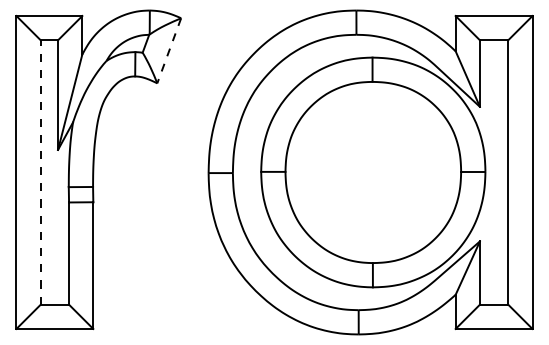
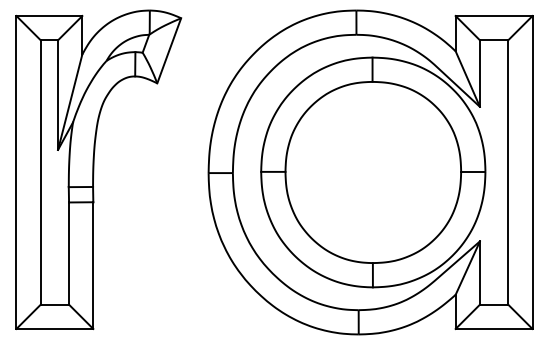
line: dashed -> solid (169, 50)
line: dashed -> solid (40, 171)
